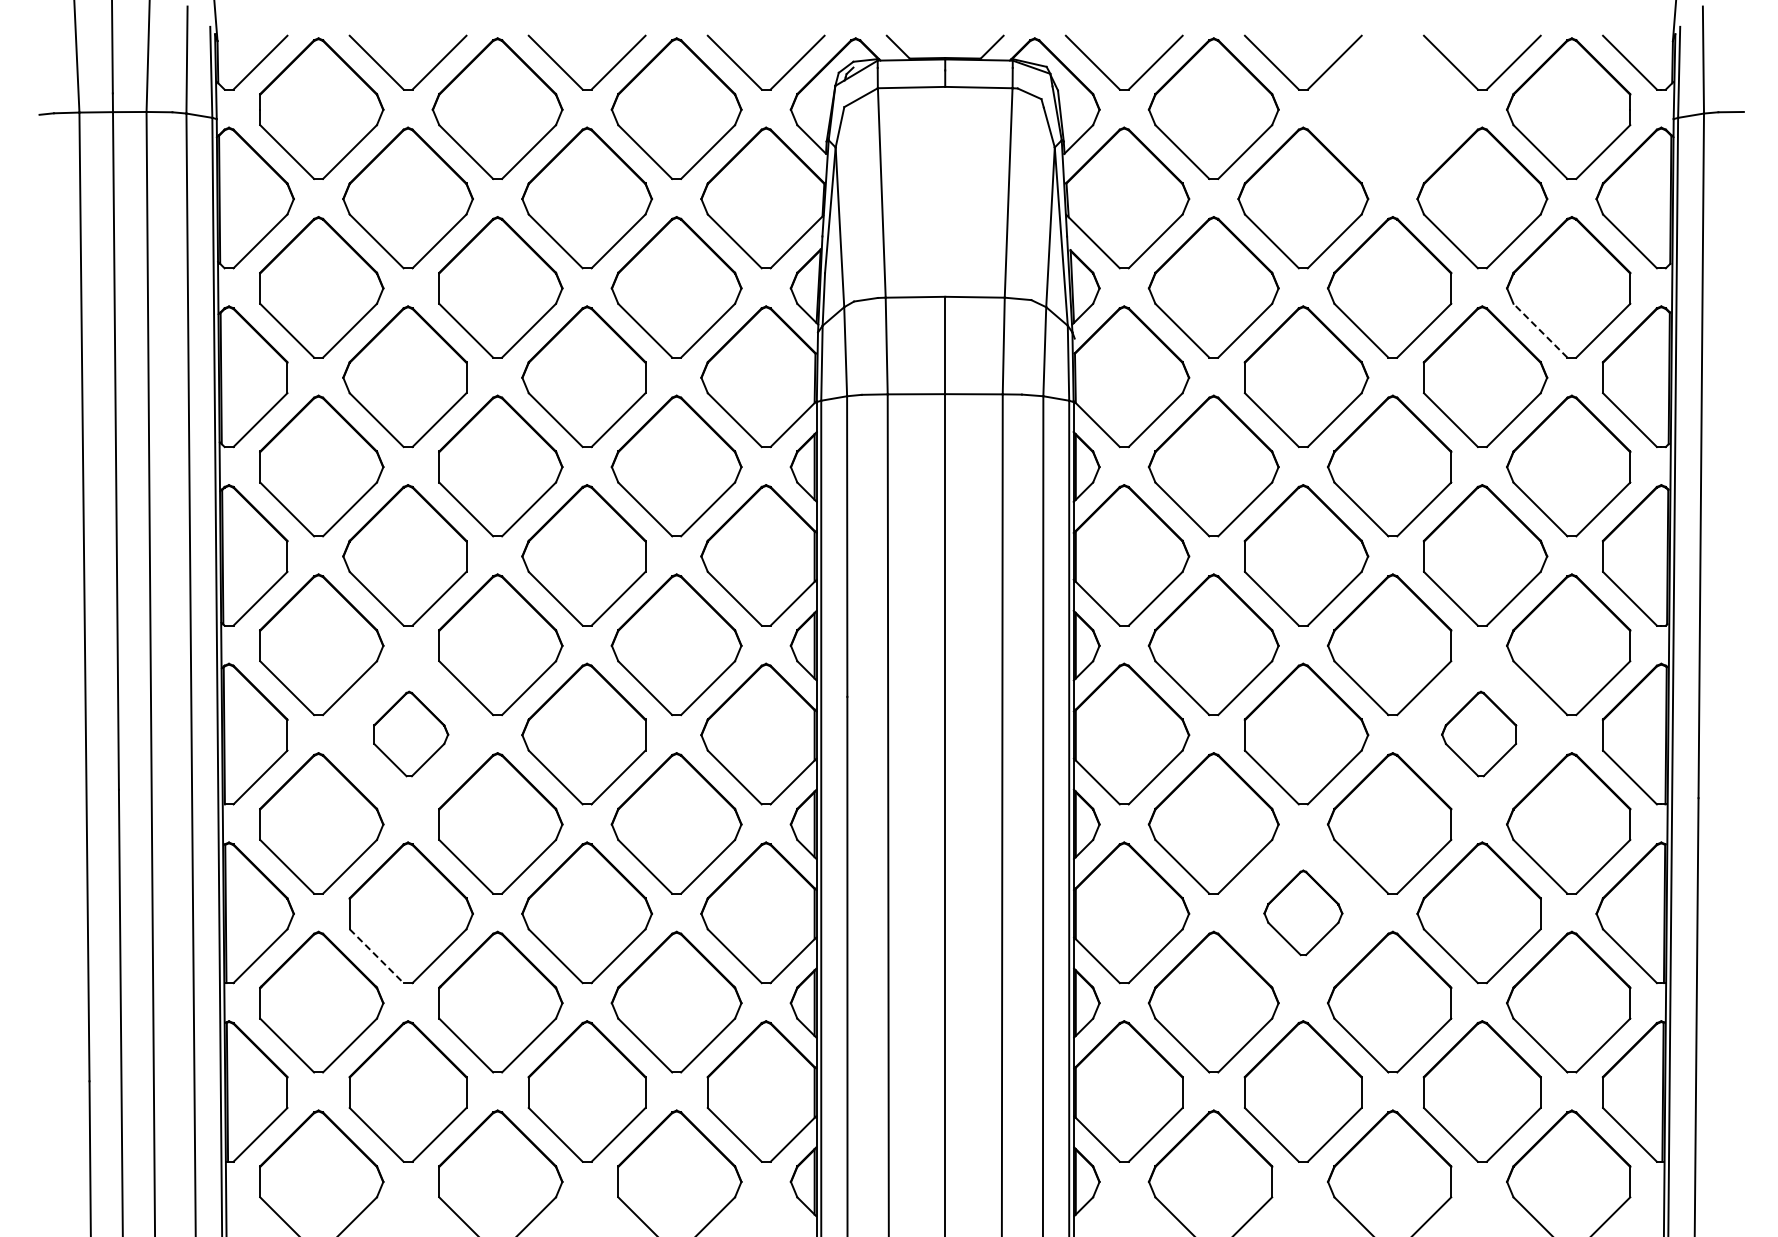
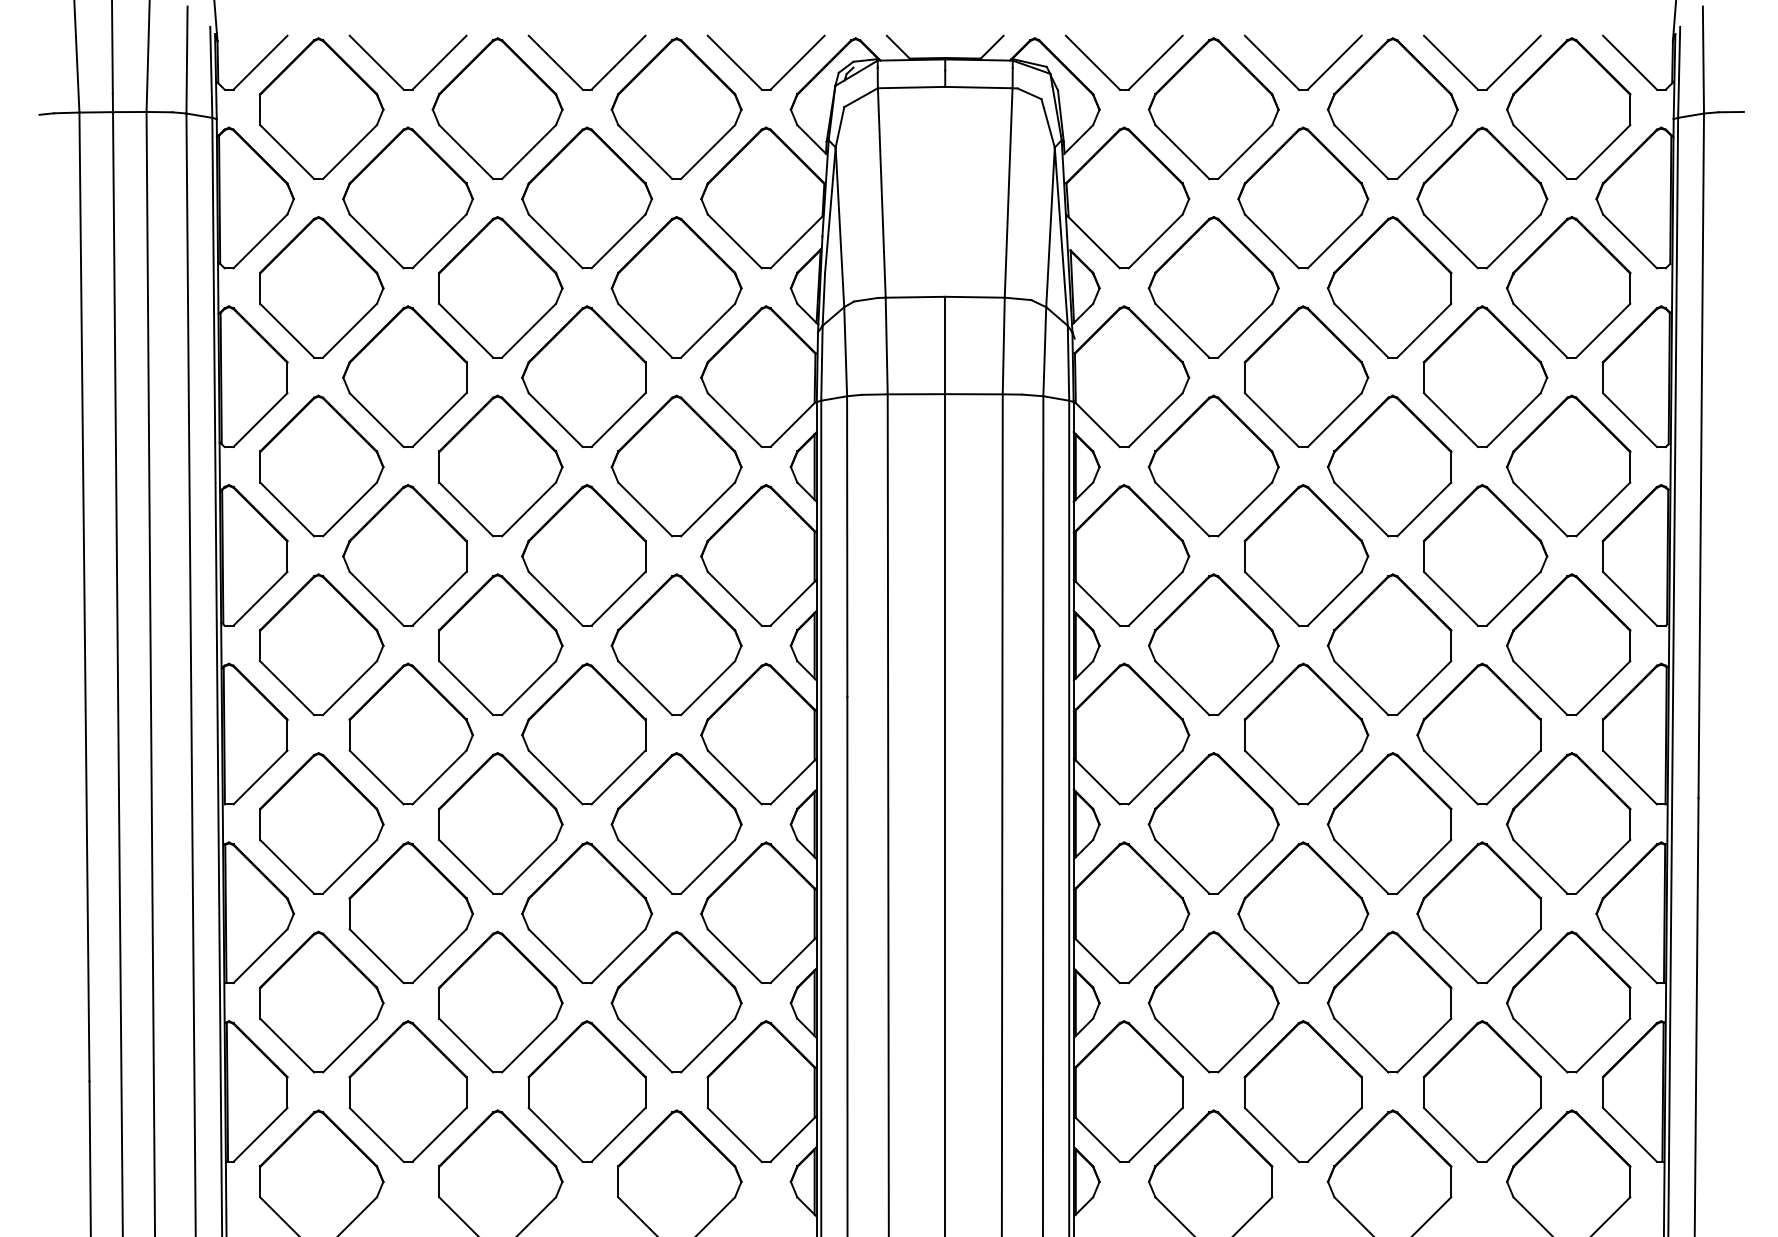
part: none -> present (1392, 108)
line: dashed -> solid (1540, 330)
part size: 77x88 px -> 126x144 px (410, 733)
part size: 77x88 px -> 126x144 px (1478, 733)
part size: 81x88 px -> 133x144 px (1303, 912)
line: dashed -> solid (377, 956)
